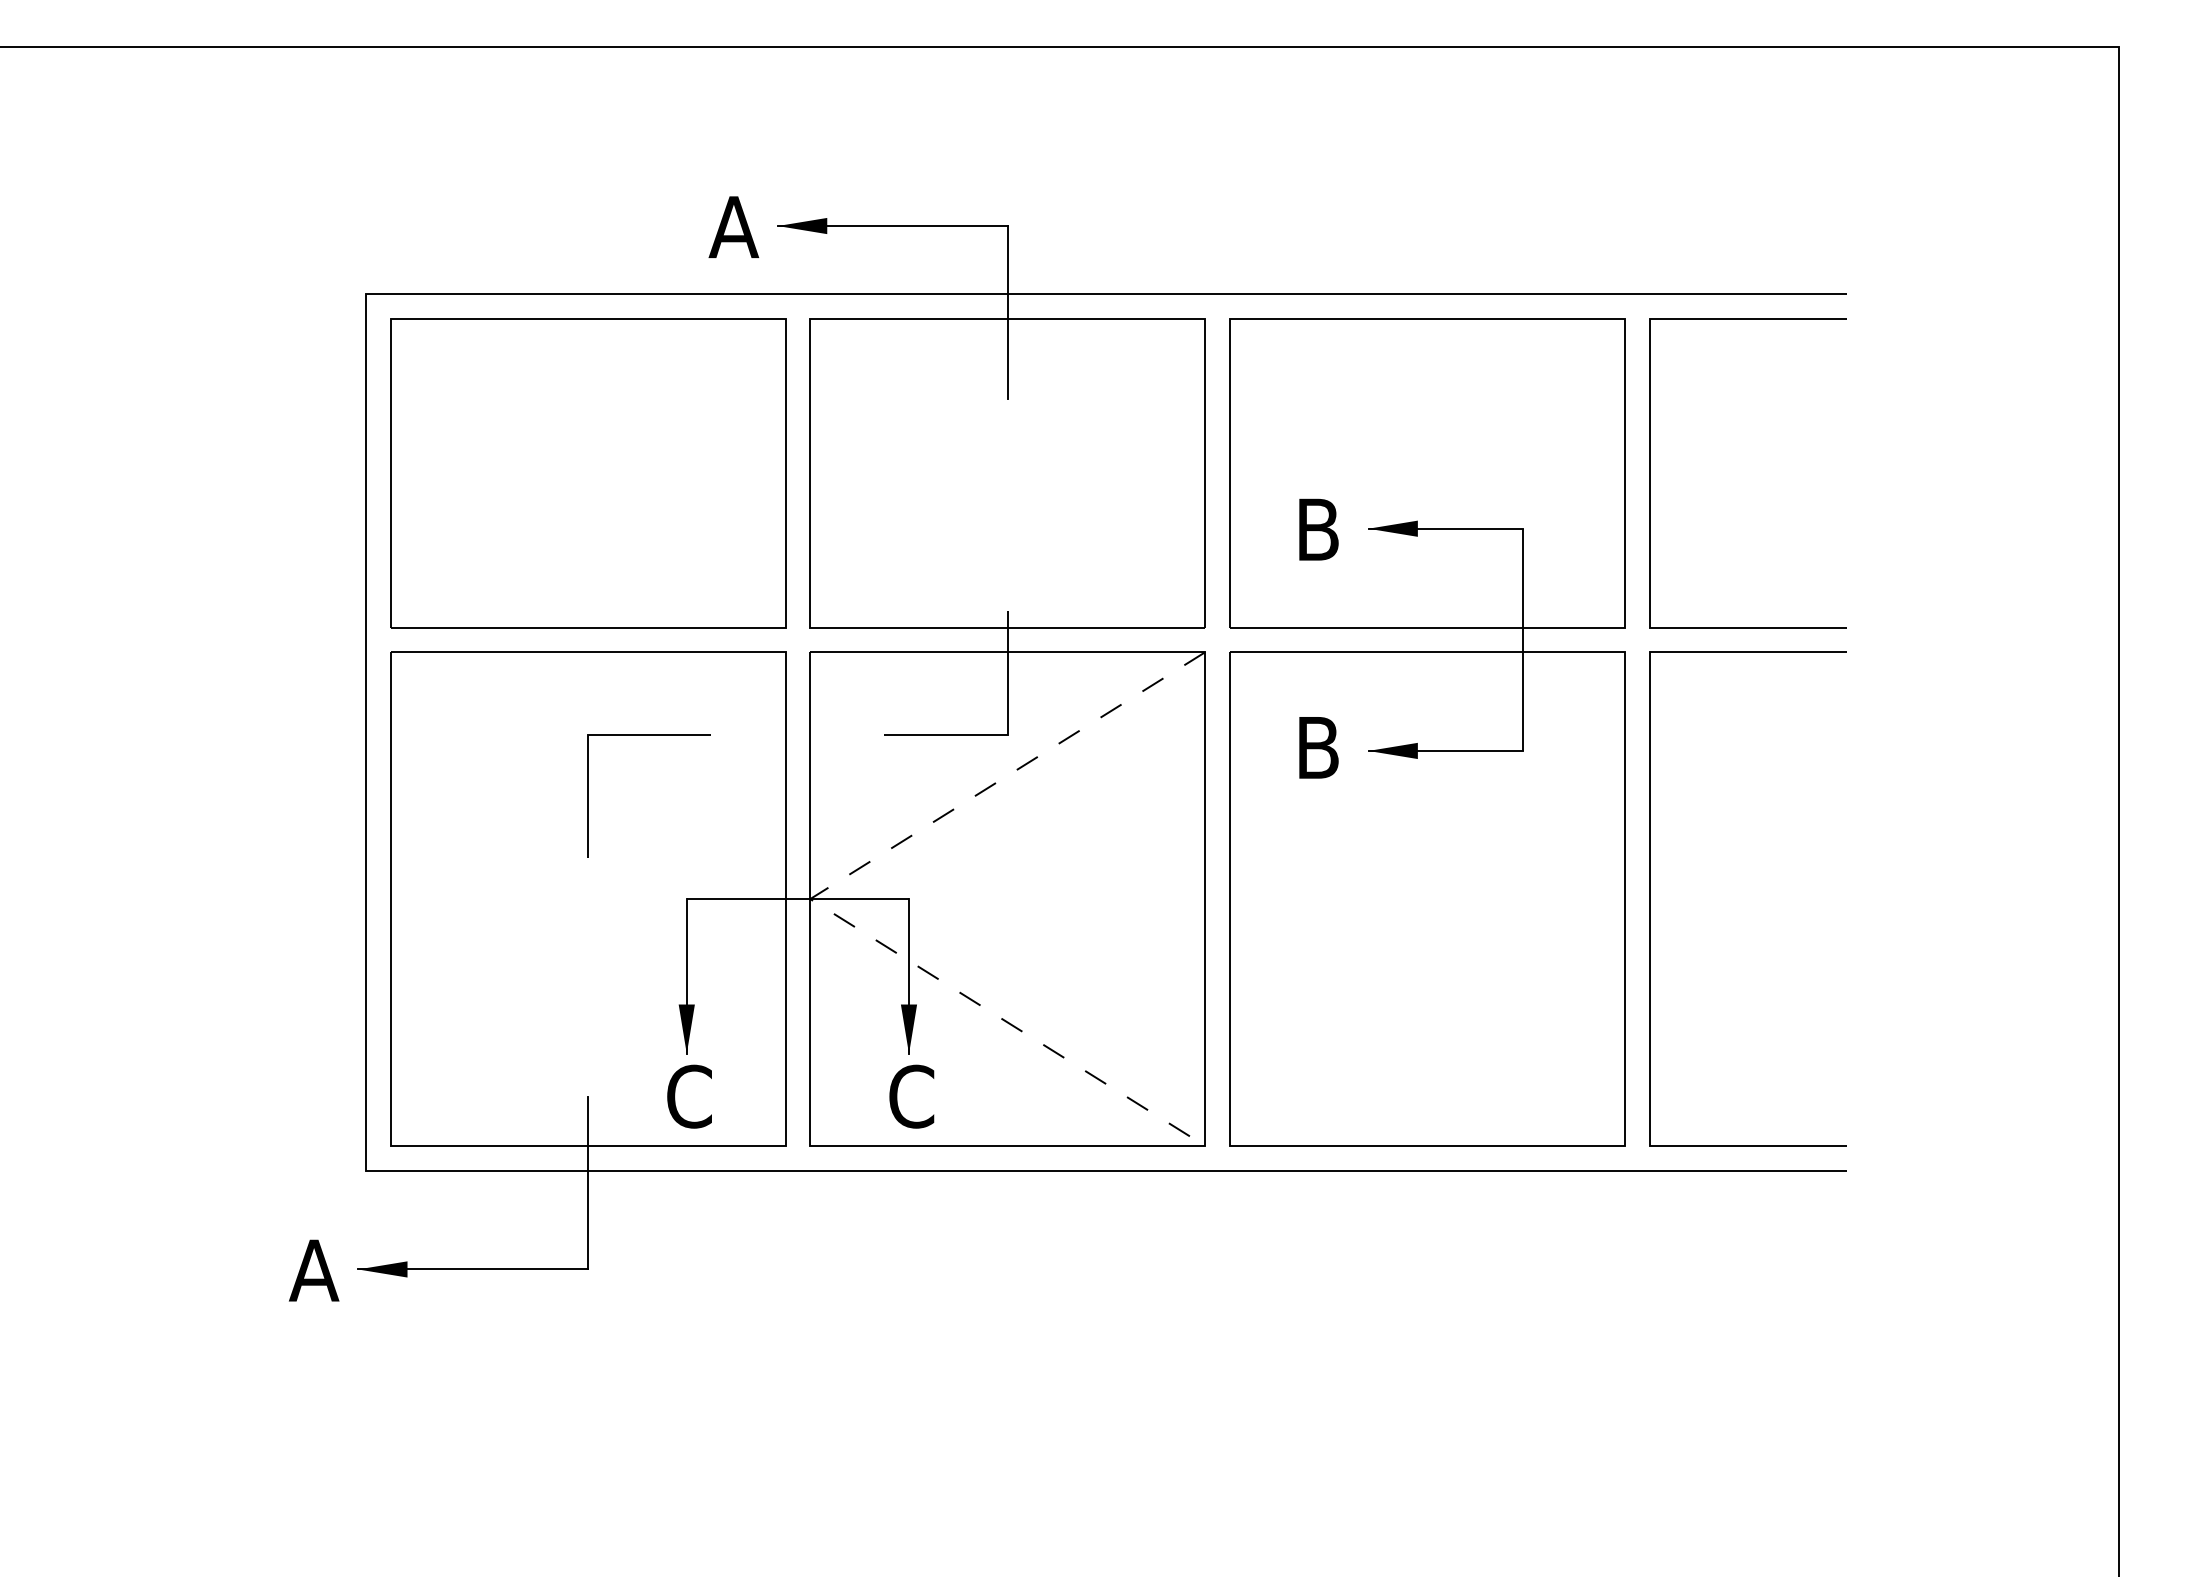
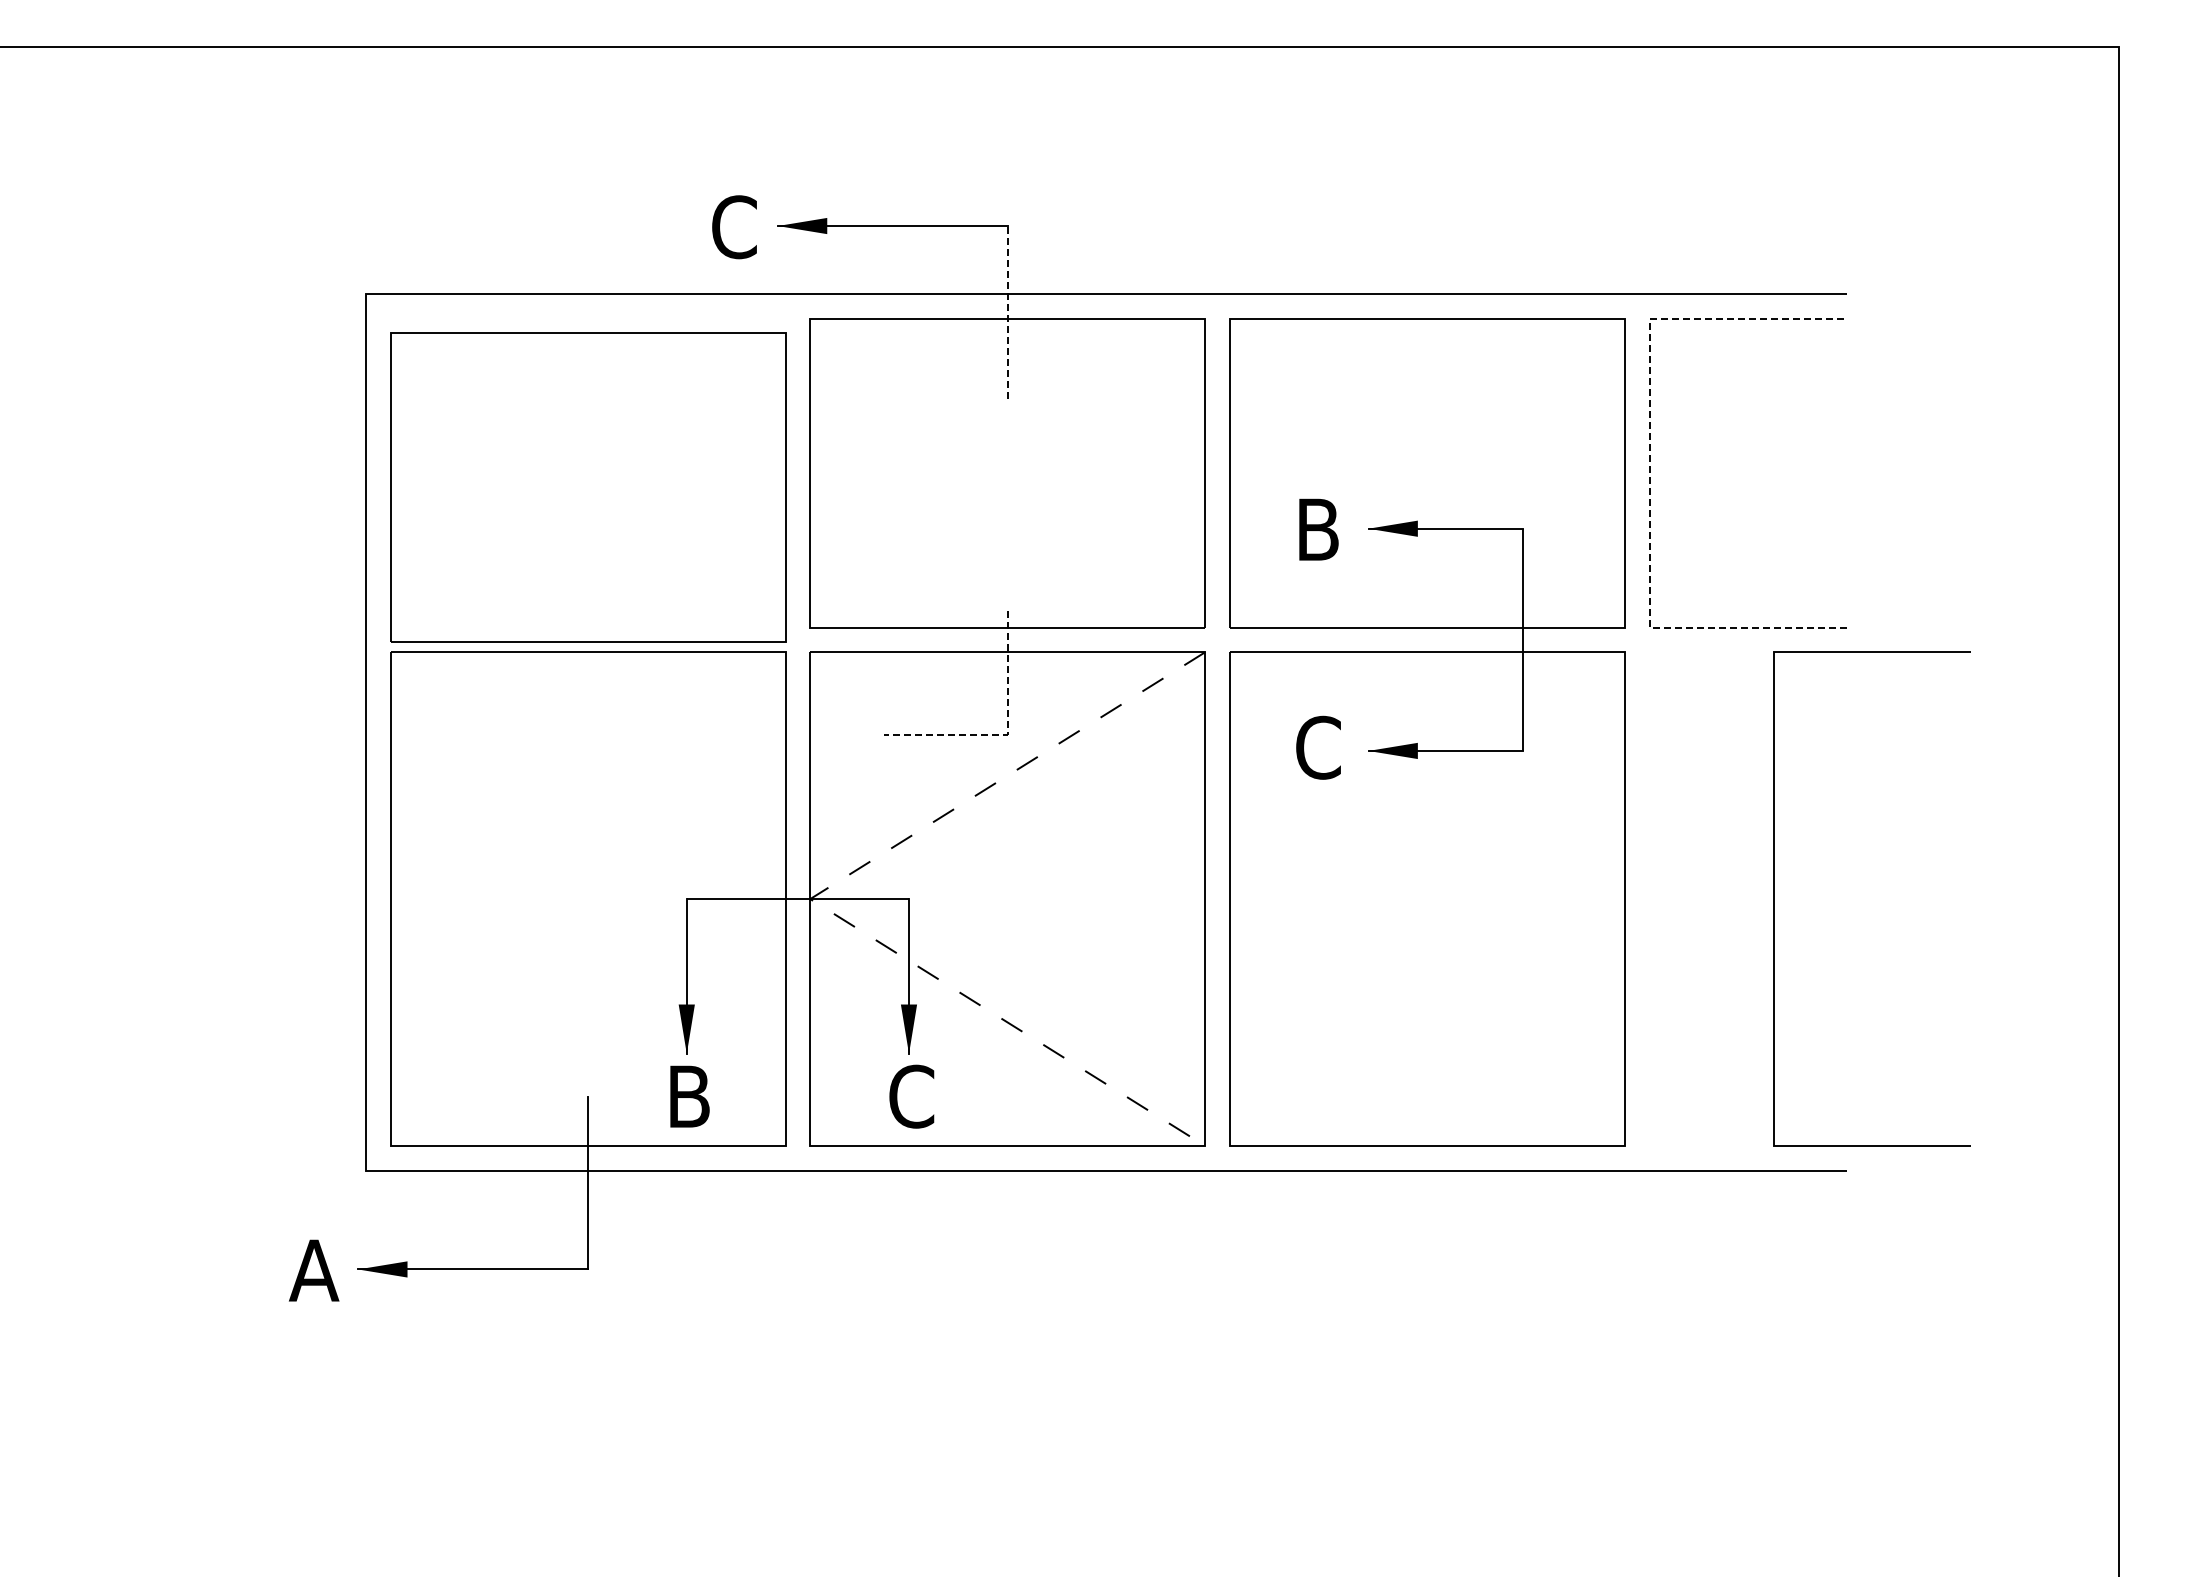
text: A -> C (733, 227)
line: solid -> dashed (1007, 311)
line: solid -> dashed (1649, 472)
part position: (588, 473) -> (588, 487) (588, 487)
line: solid -> dashed (1007, 734)
line: present -> none (648, 735)
text: B -> C (1318, 747)
line position: (1650, 898) -> (1774, 898) (1774, 898)
text: C -> B (689, 1096)
